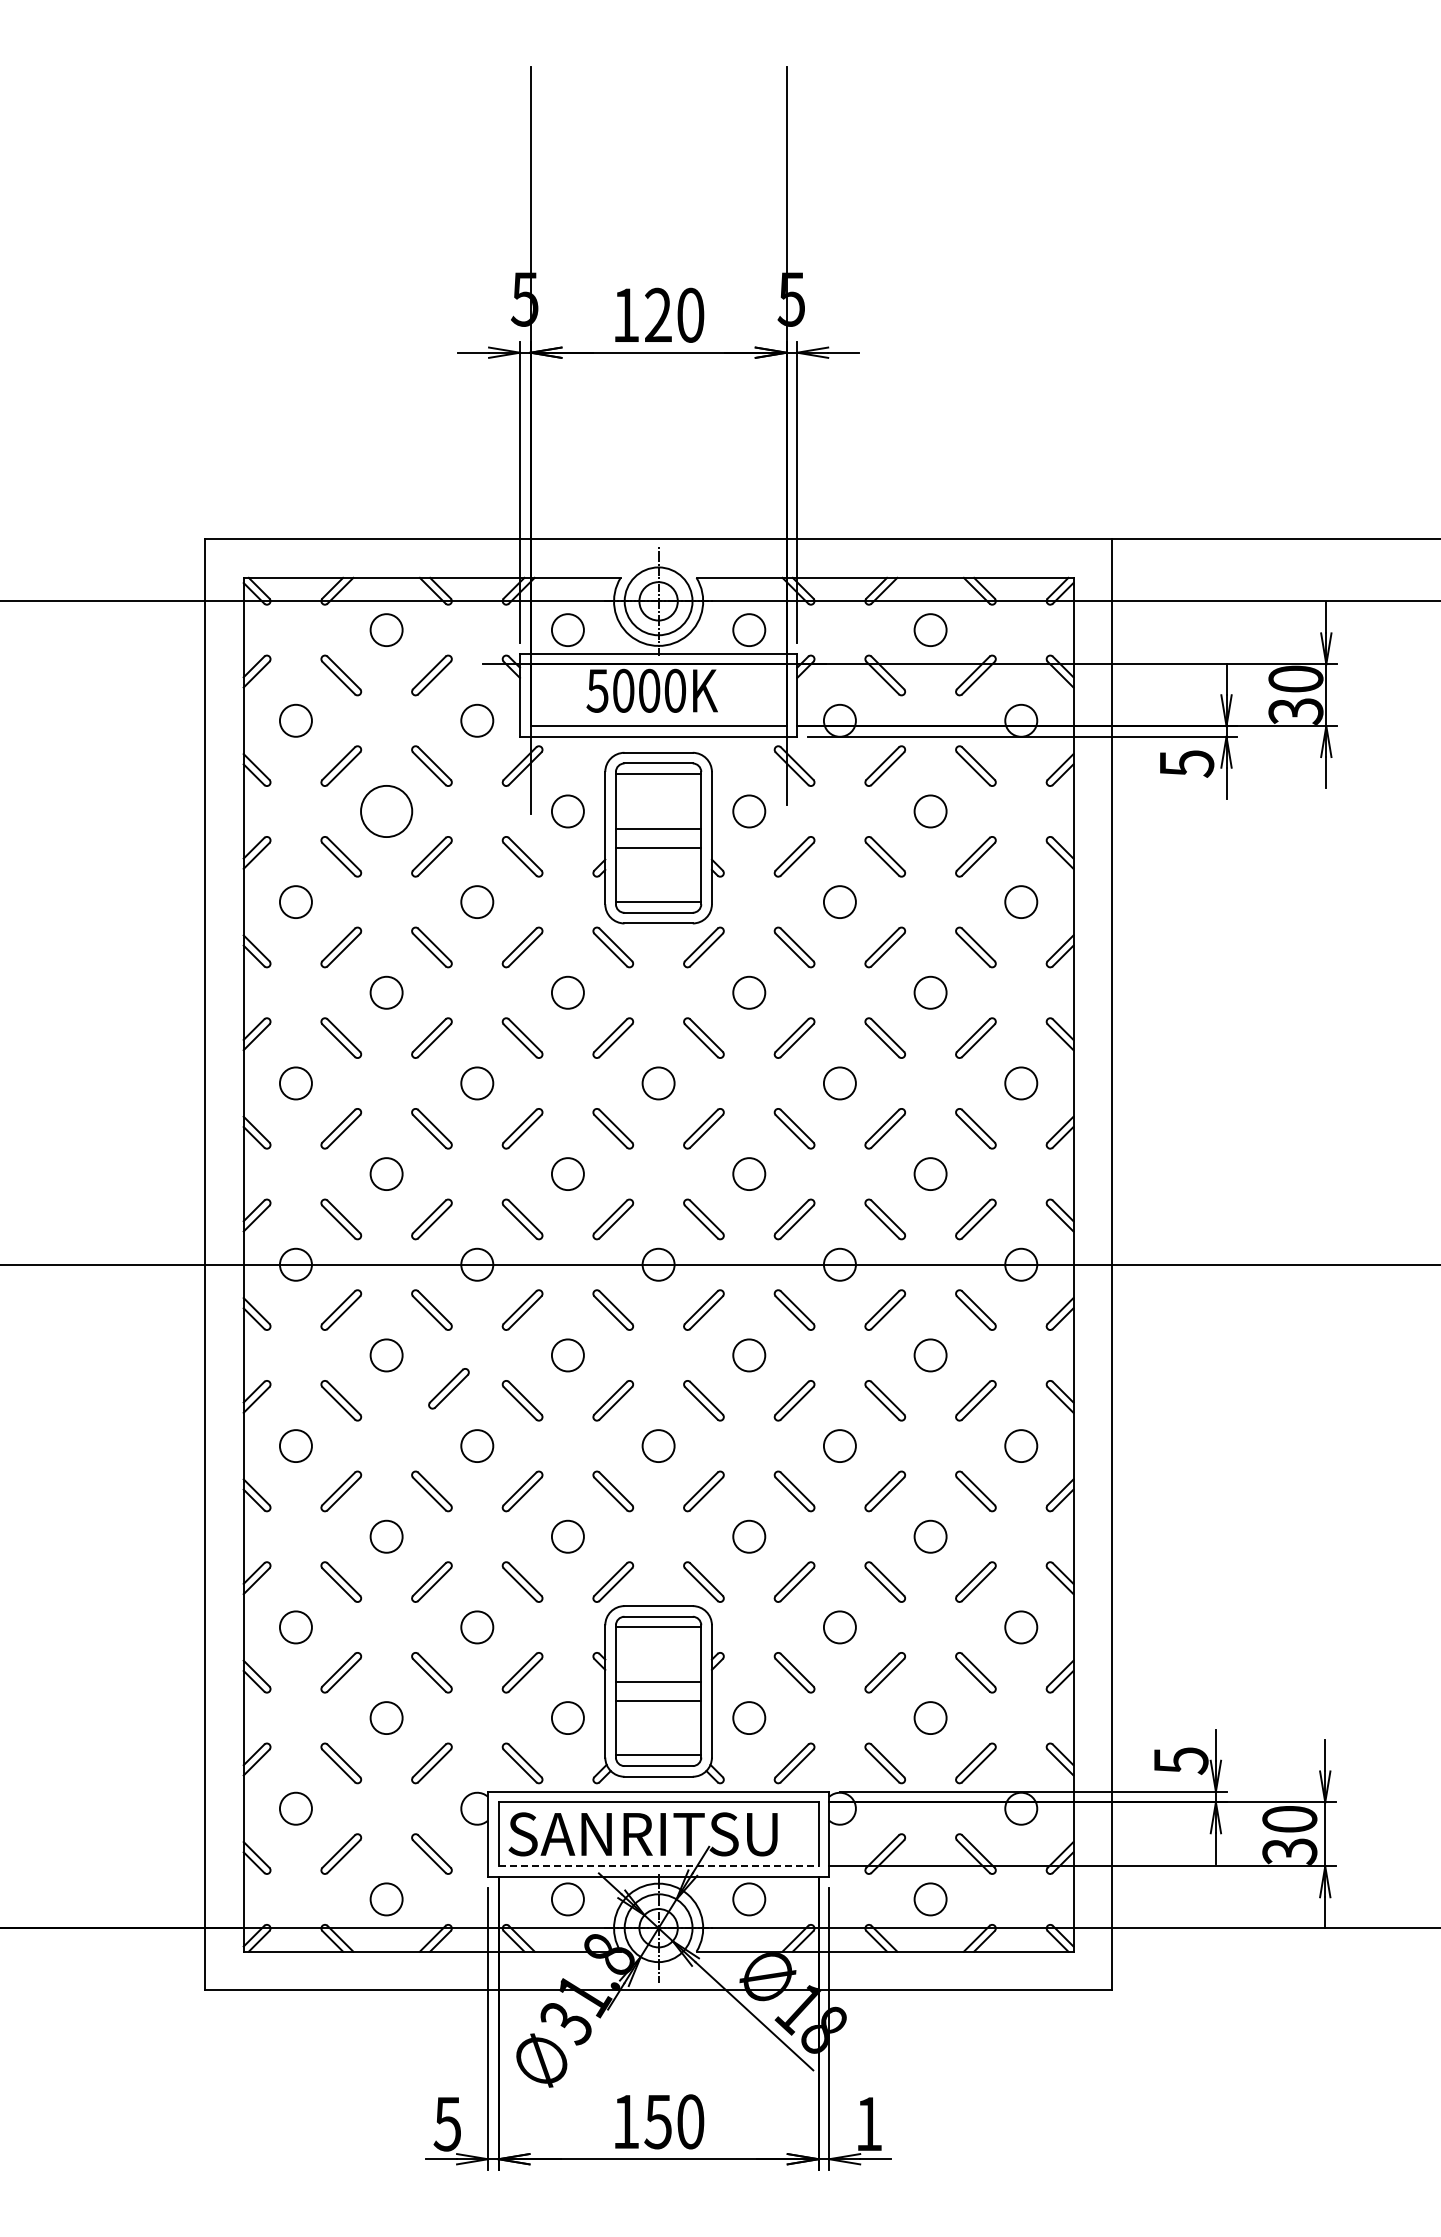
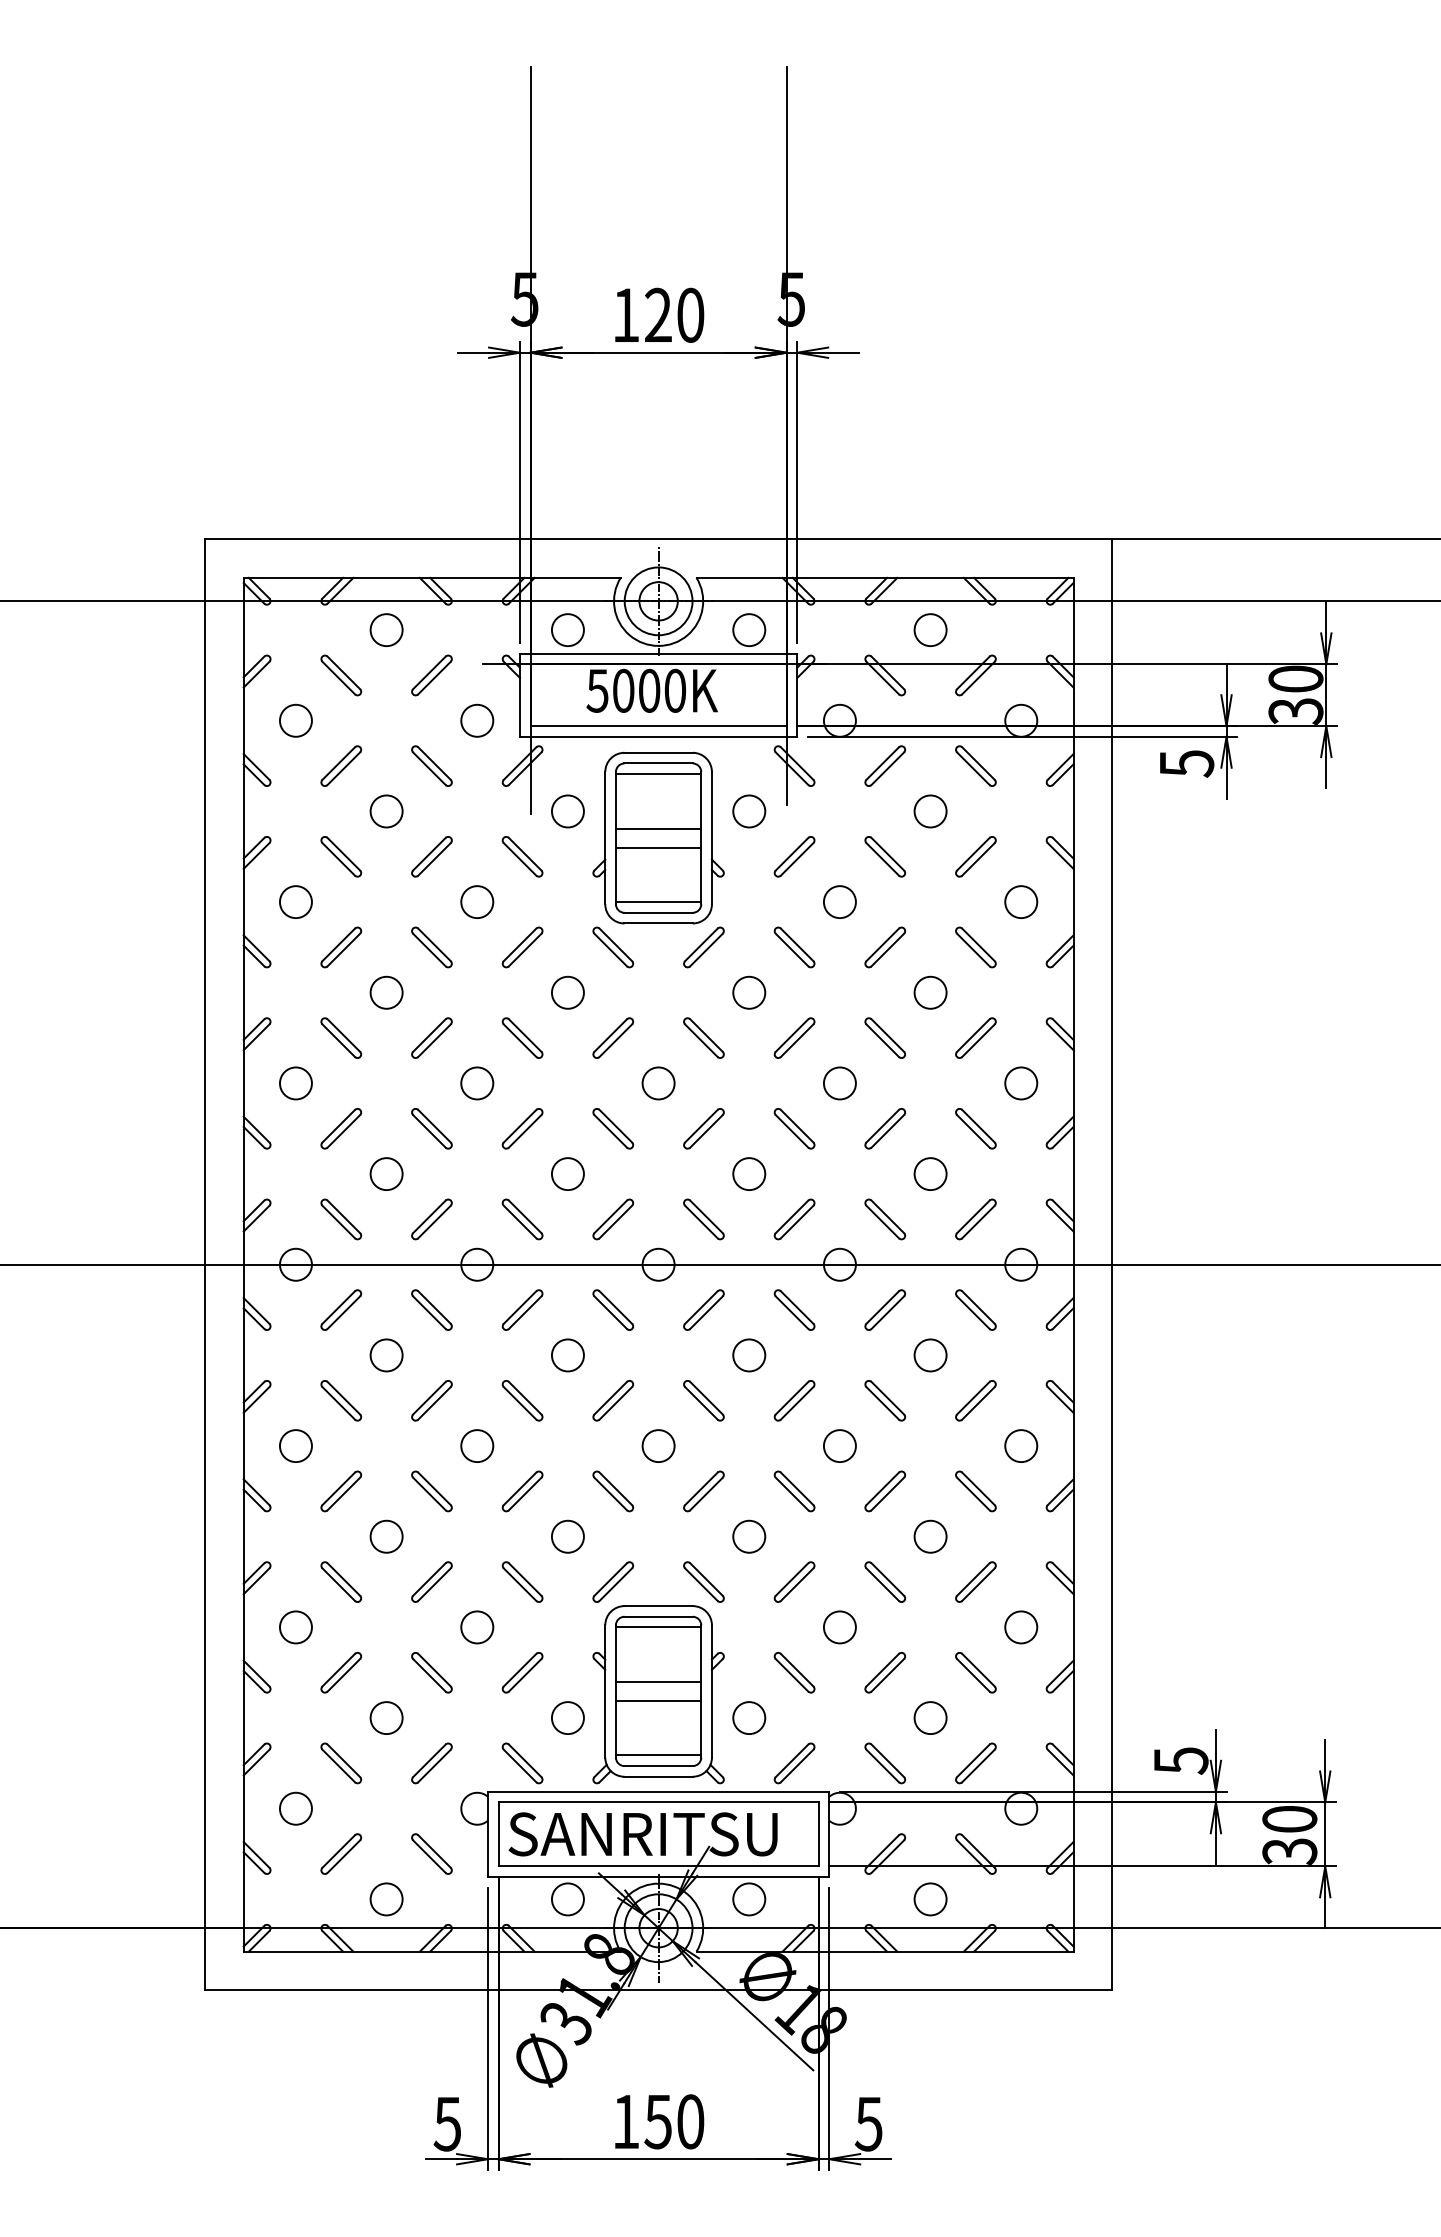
circle diameter: 51 px -> 32 px (386, 811)
part position: (448, 1388) -> (431, 1400) (431, 1400)
line: dashed -> solid (658, 1866)
text: 1 -> 5 (868, 2124)
